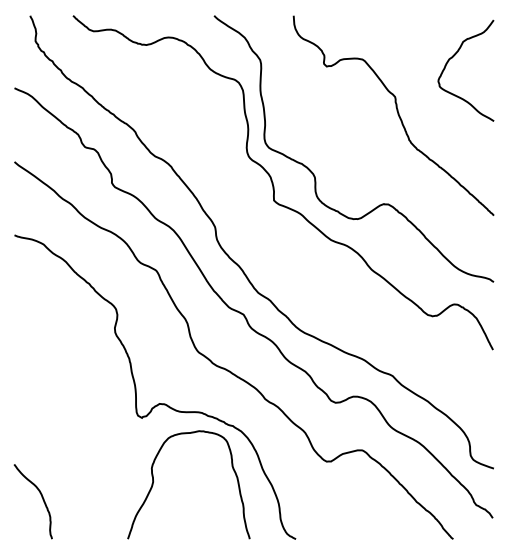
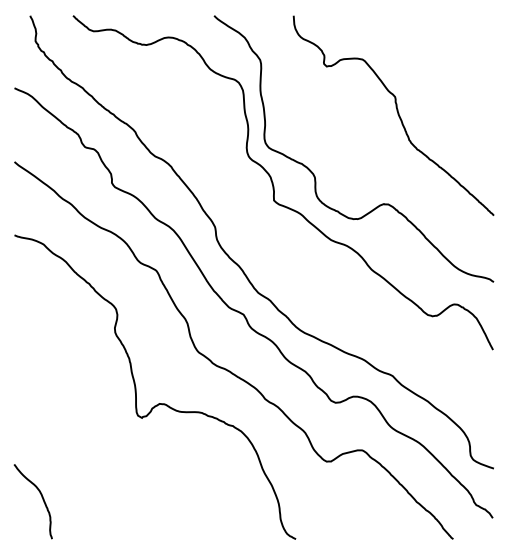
curve: present -> none (453, 57)
curve: present -> none (154, 481)
